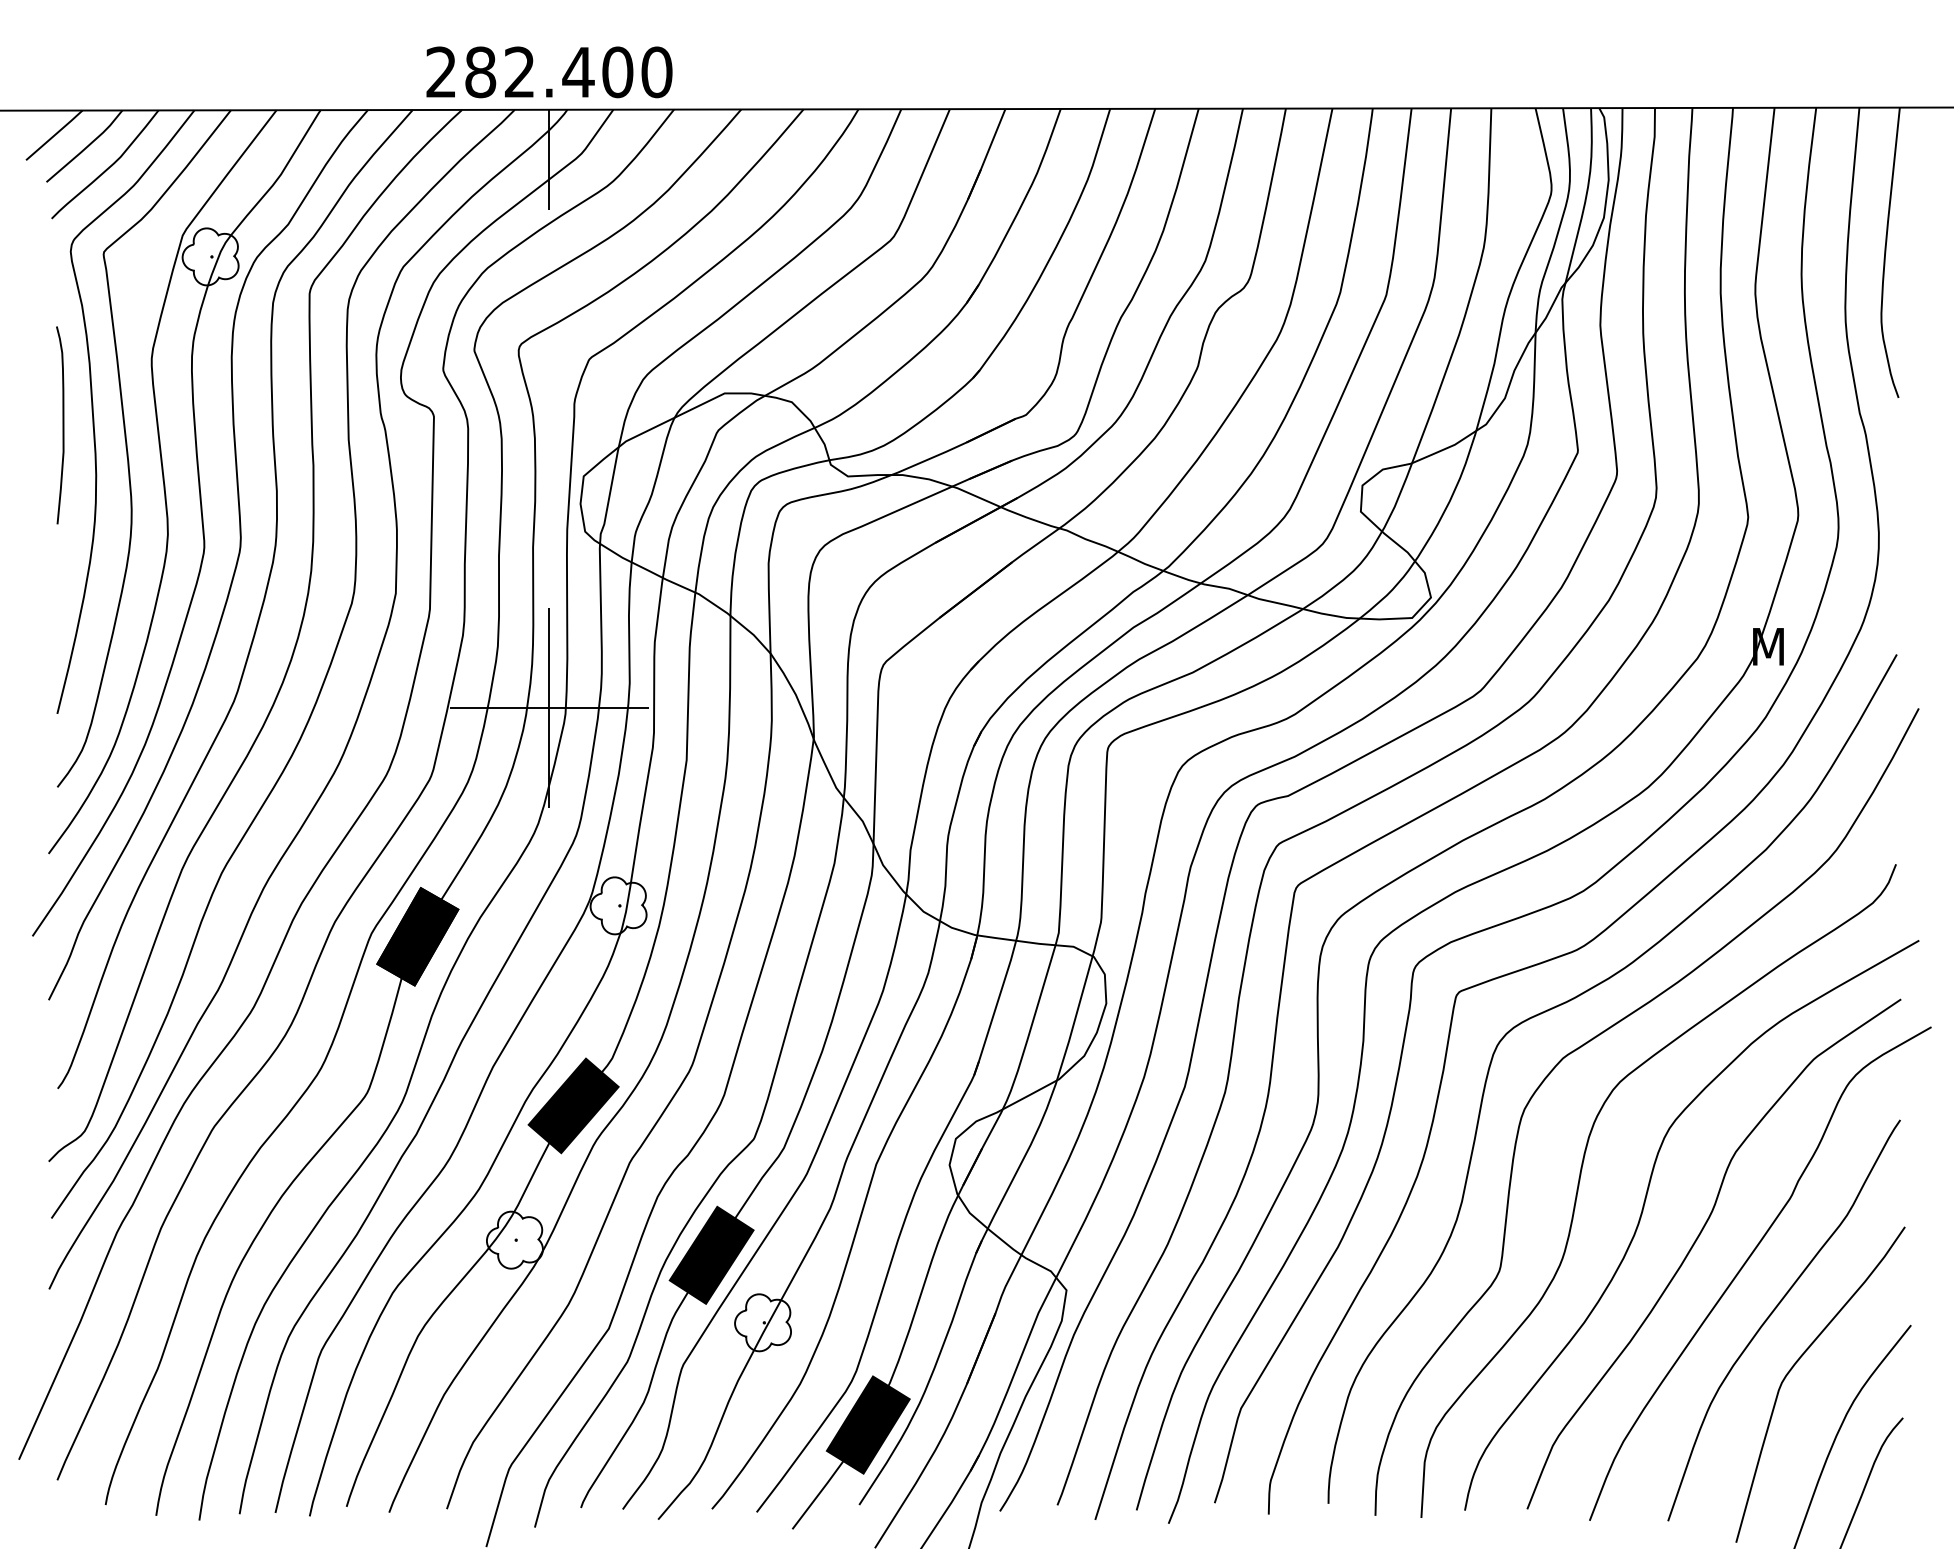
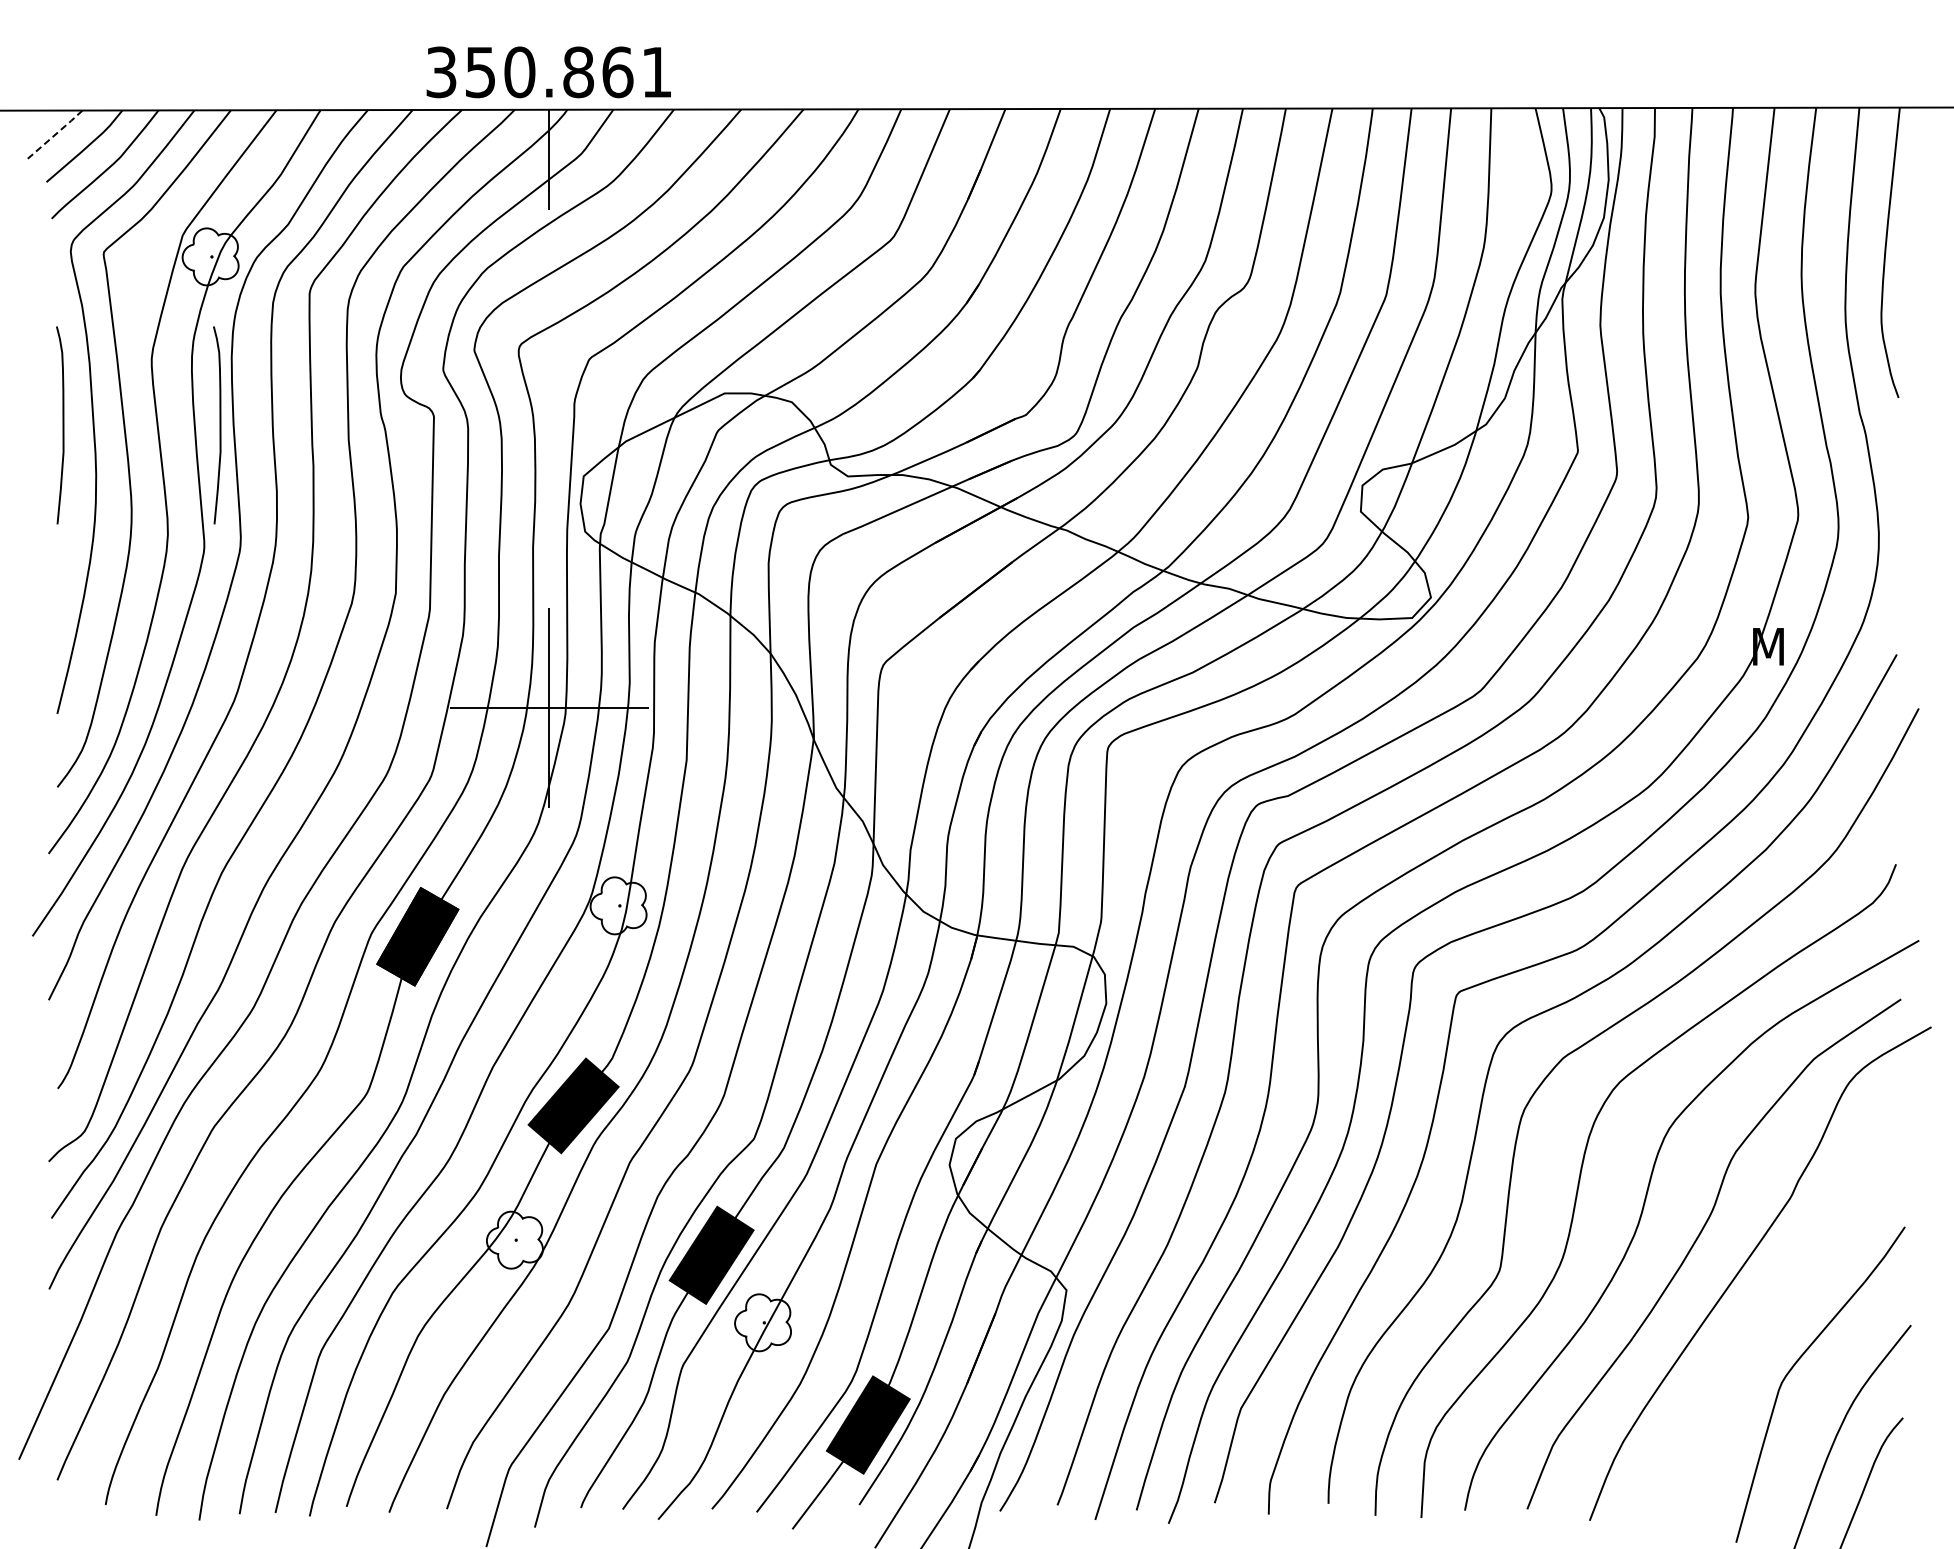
text: 282.400 -> 350.861 (549, 72)
line: solid -> dashed (54, 135)
curve: none -> present (219, 425)
curve: present -> none (1774, 1311)
